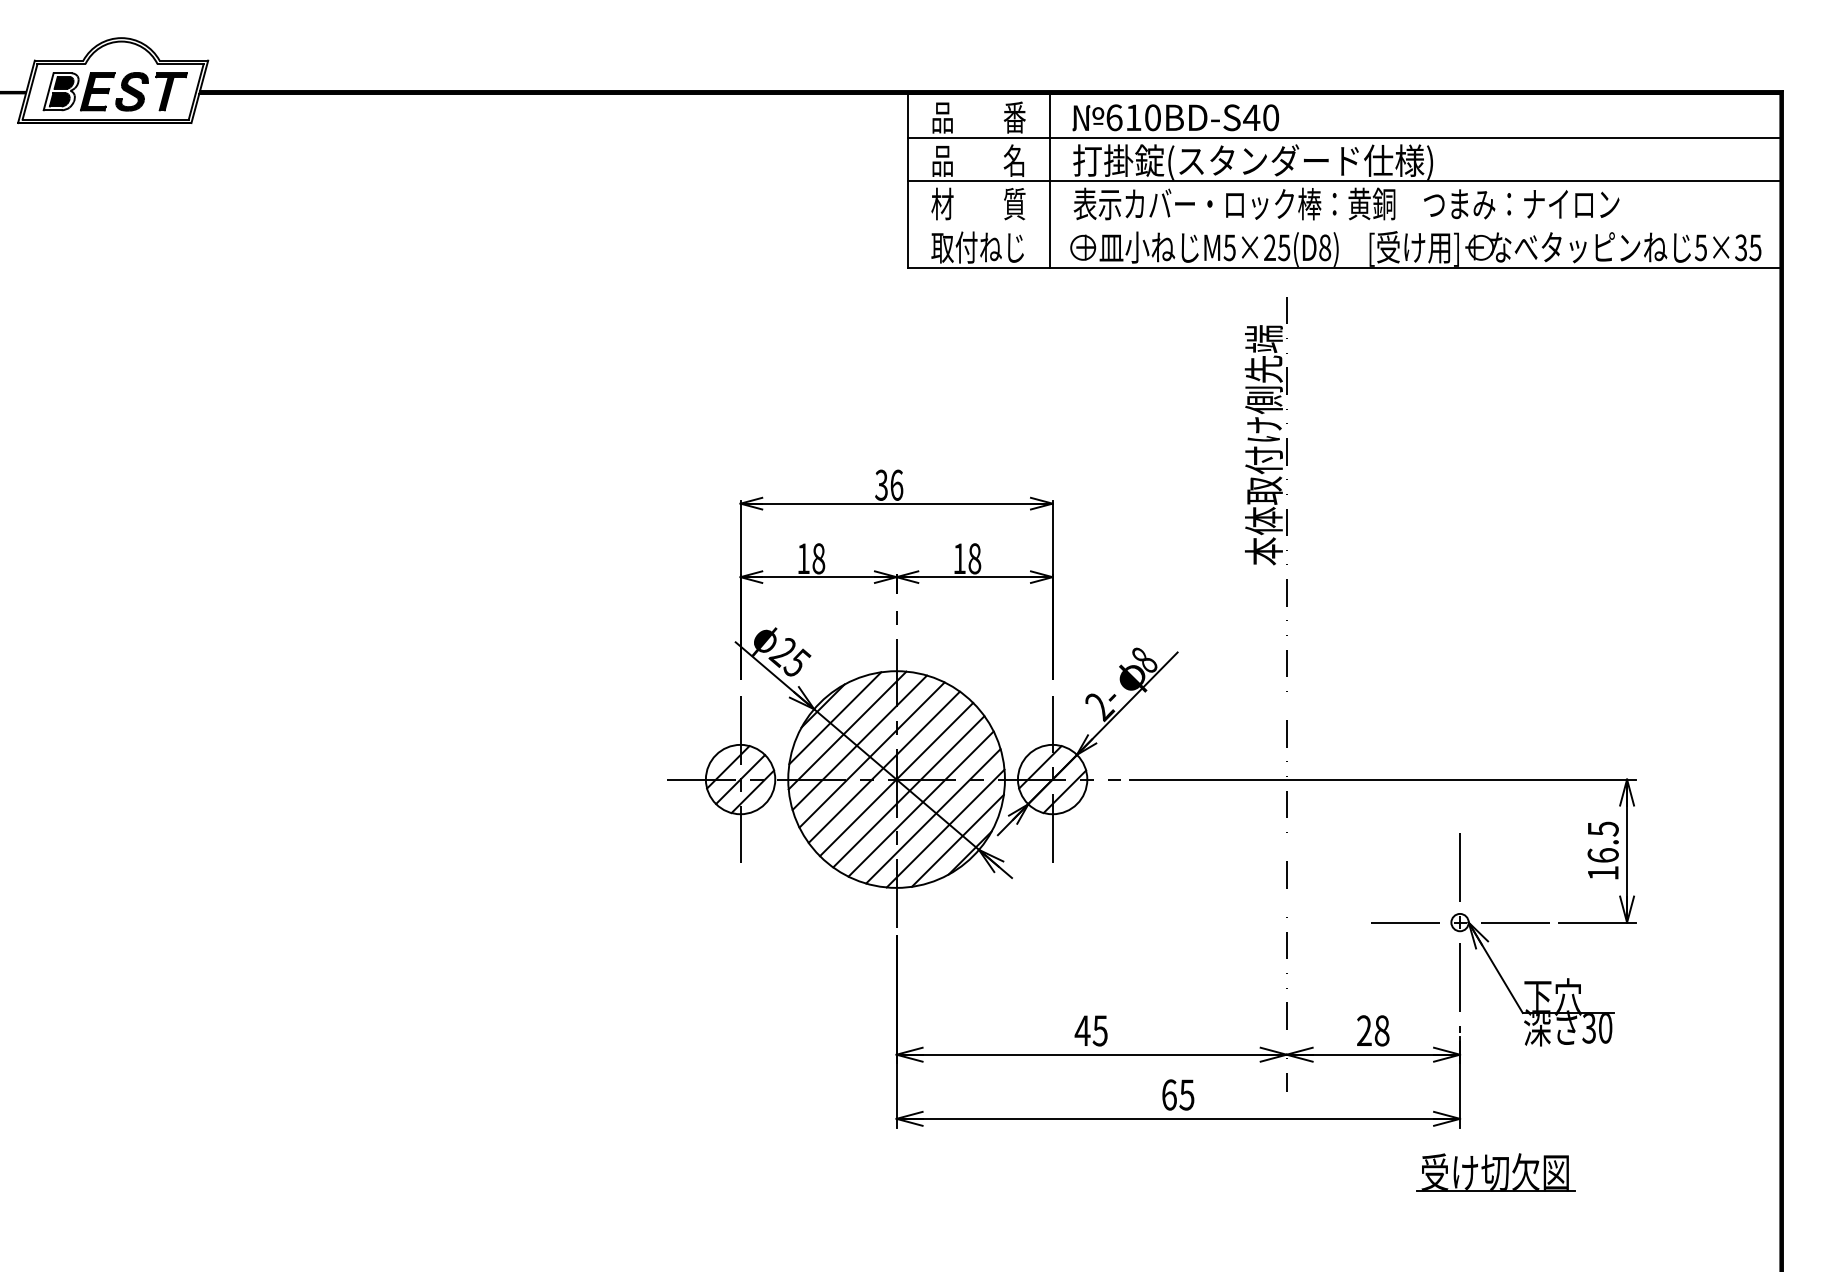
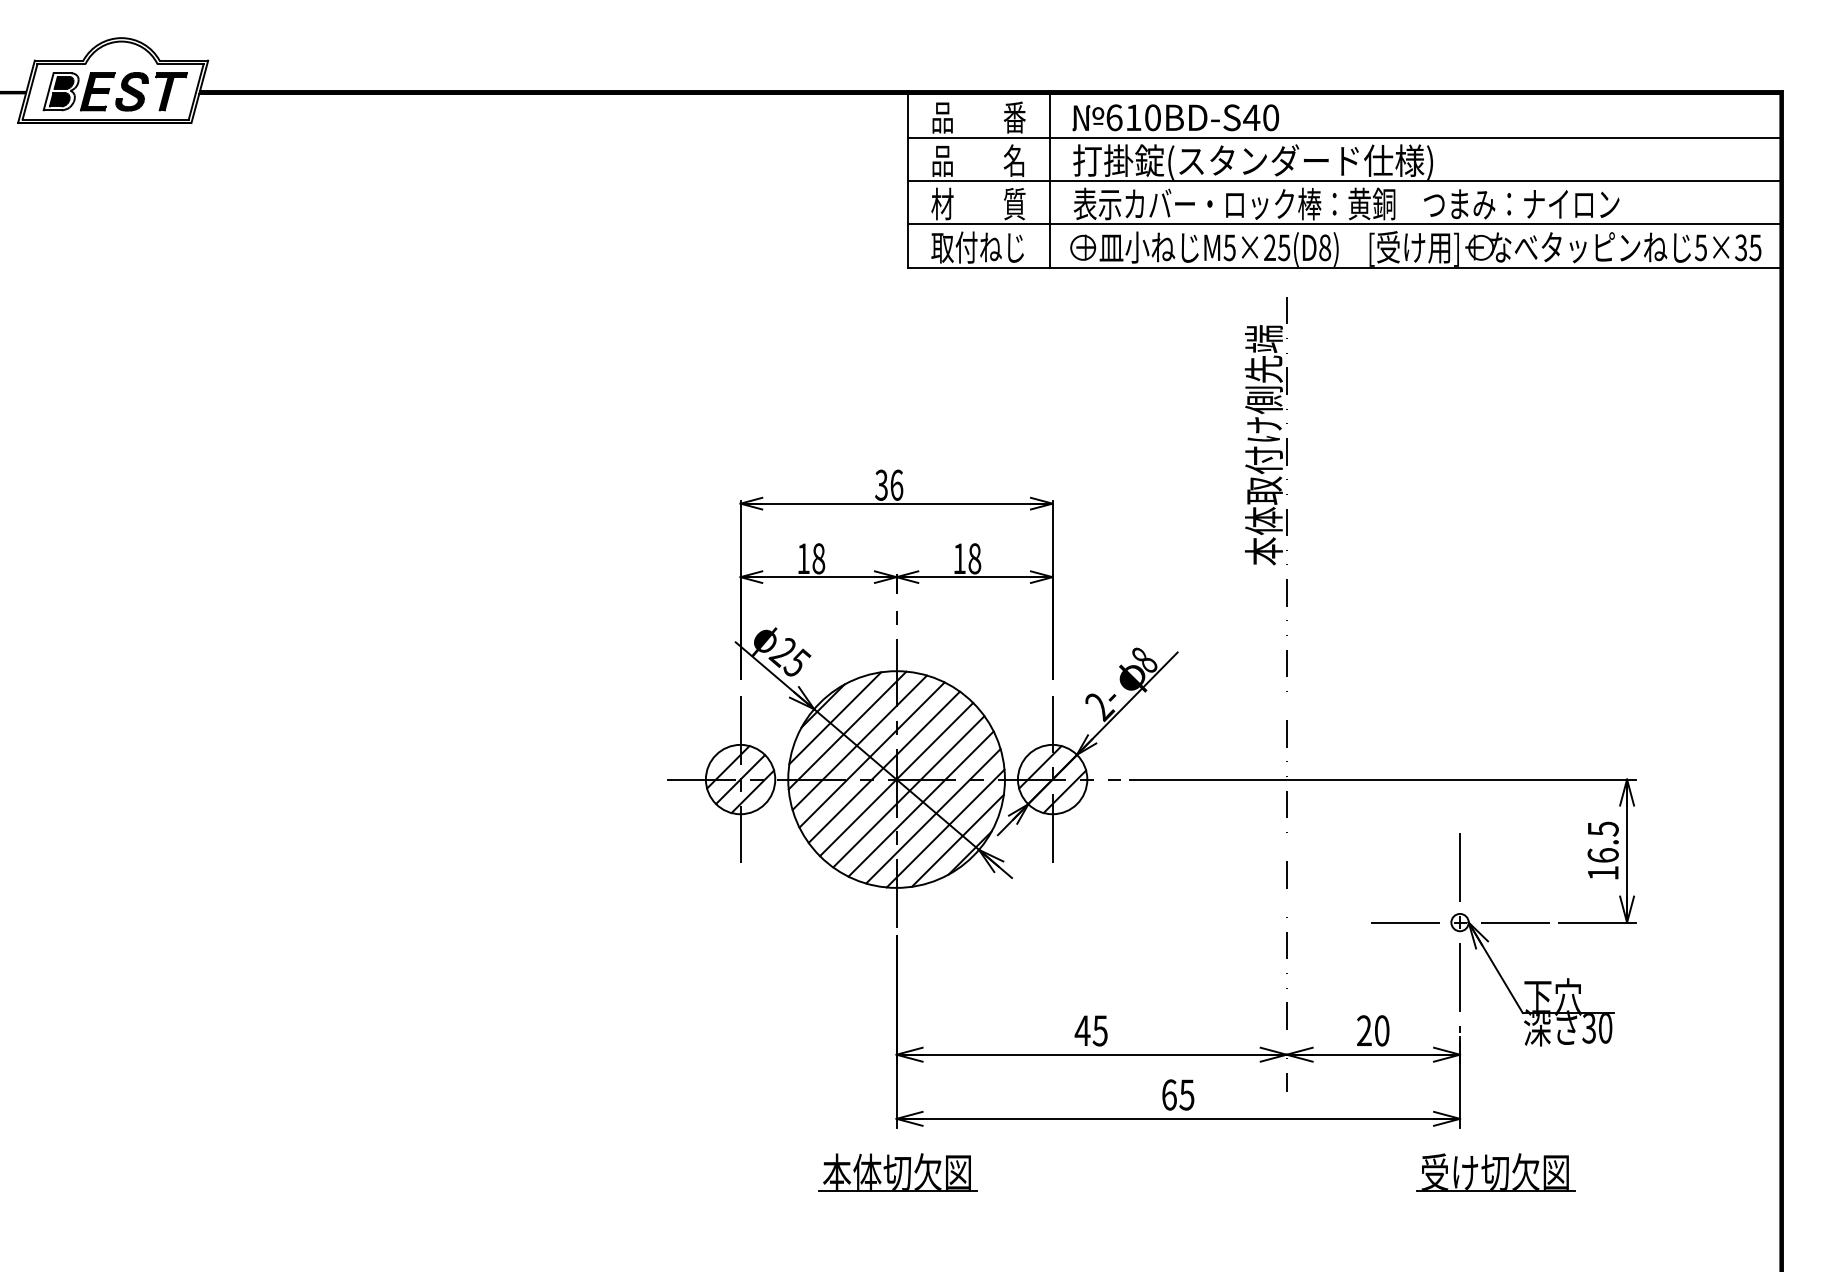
line: none -> present (1343, 224)
text: 28 -> 20 (1381, 1030)
part: none -> present (897, 1172)
